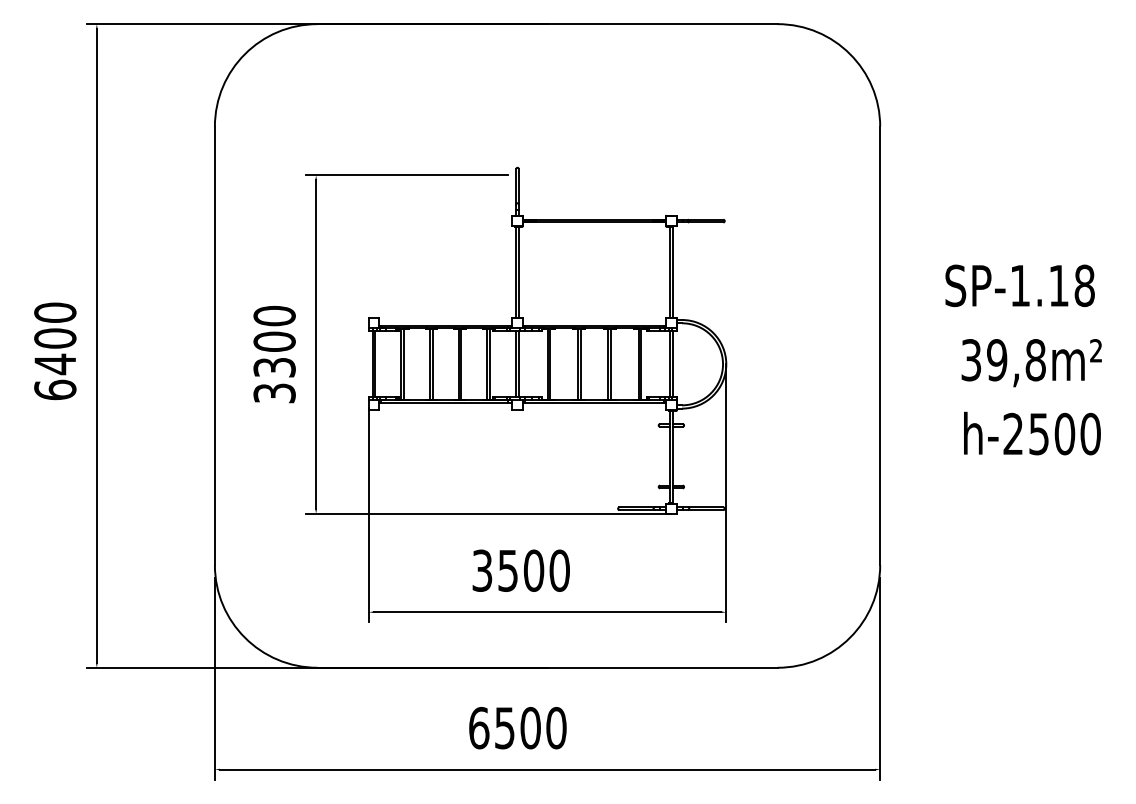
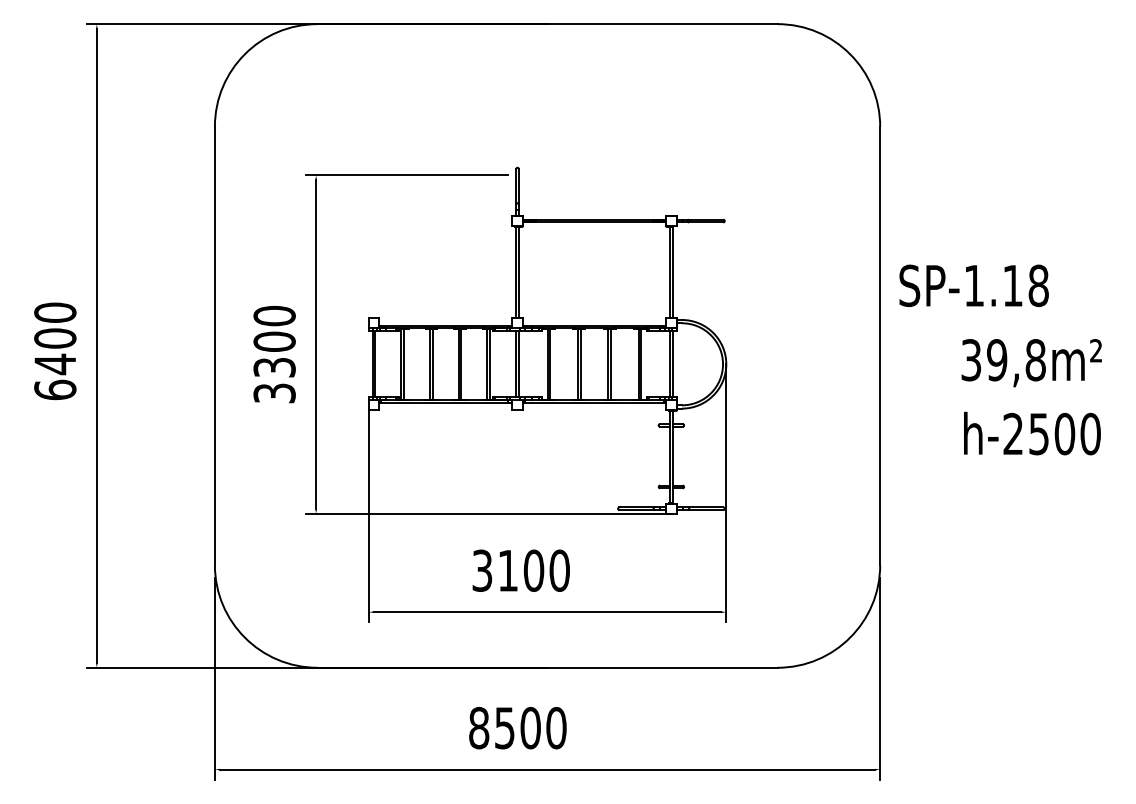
text position: (1019, 285) -> (973, 285) (973, 285)
text: 3500 -> 3100 (507, 570)
text: 6500 -> 8500 (479, 728)
